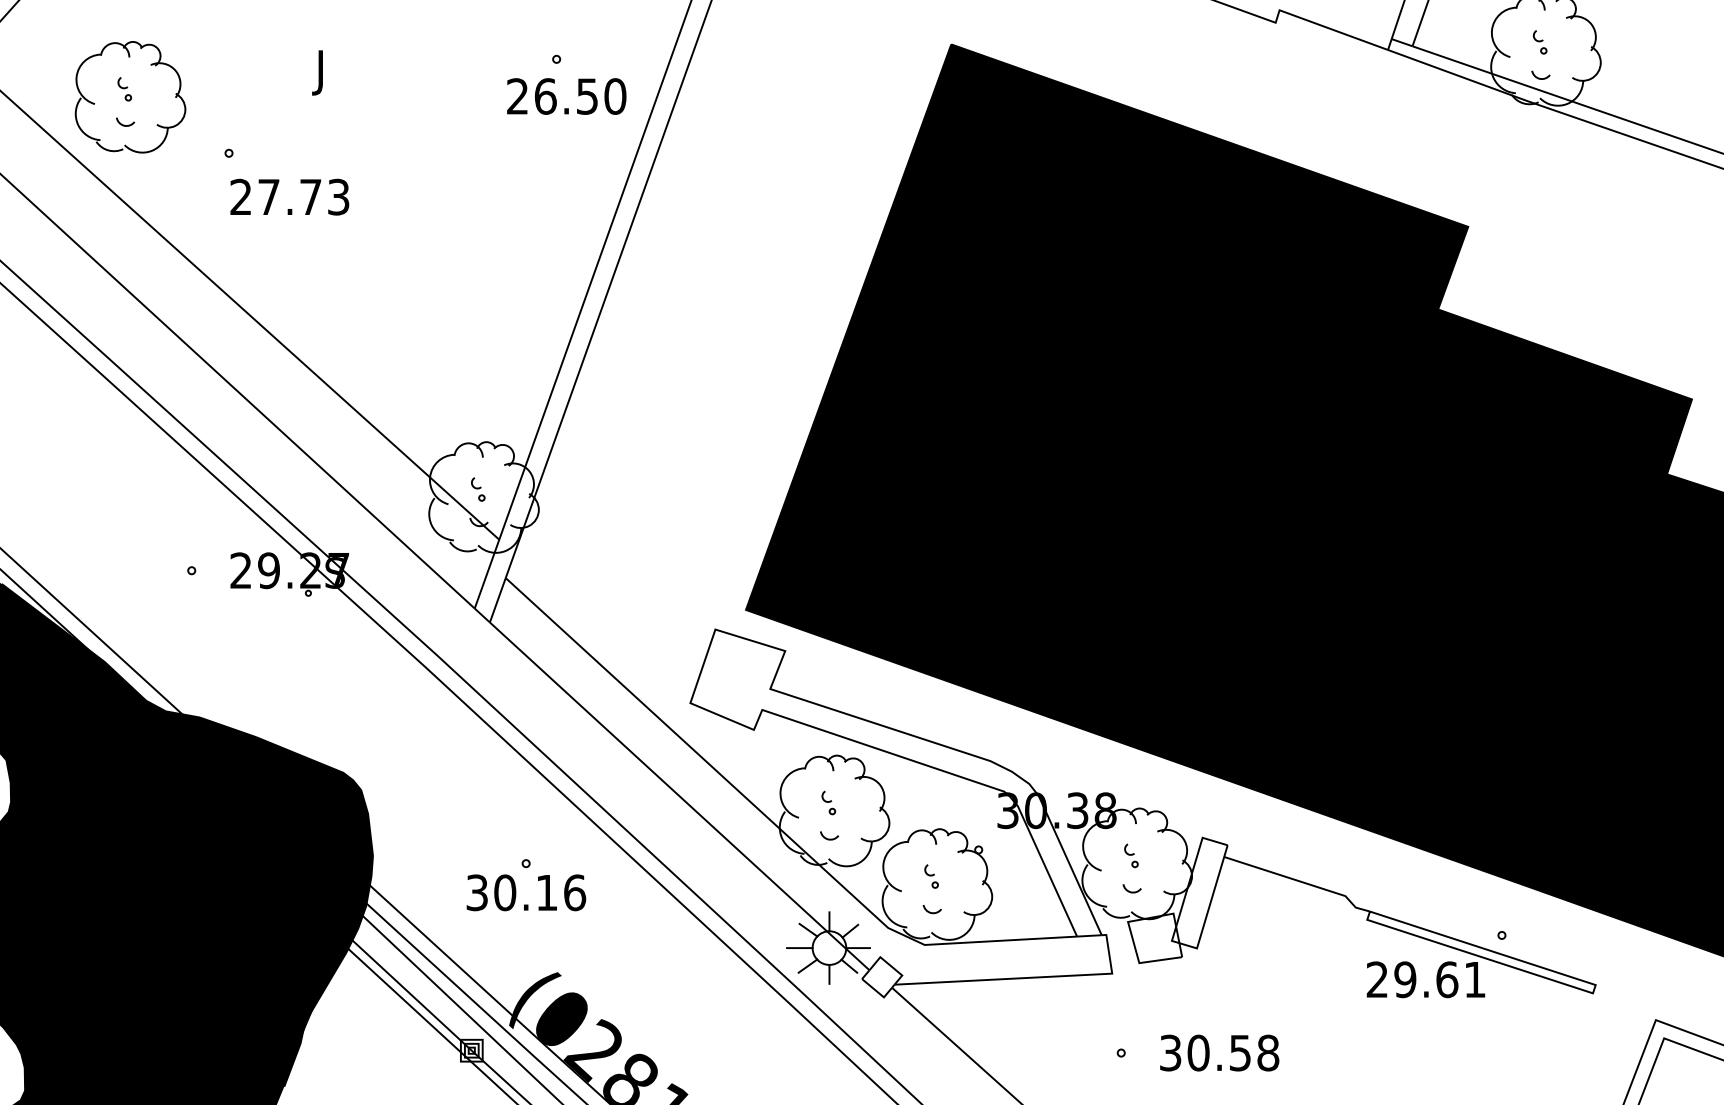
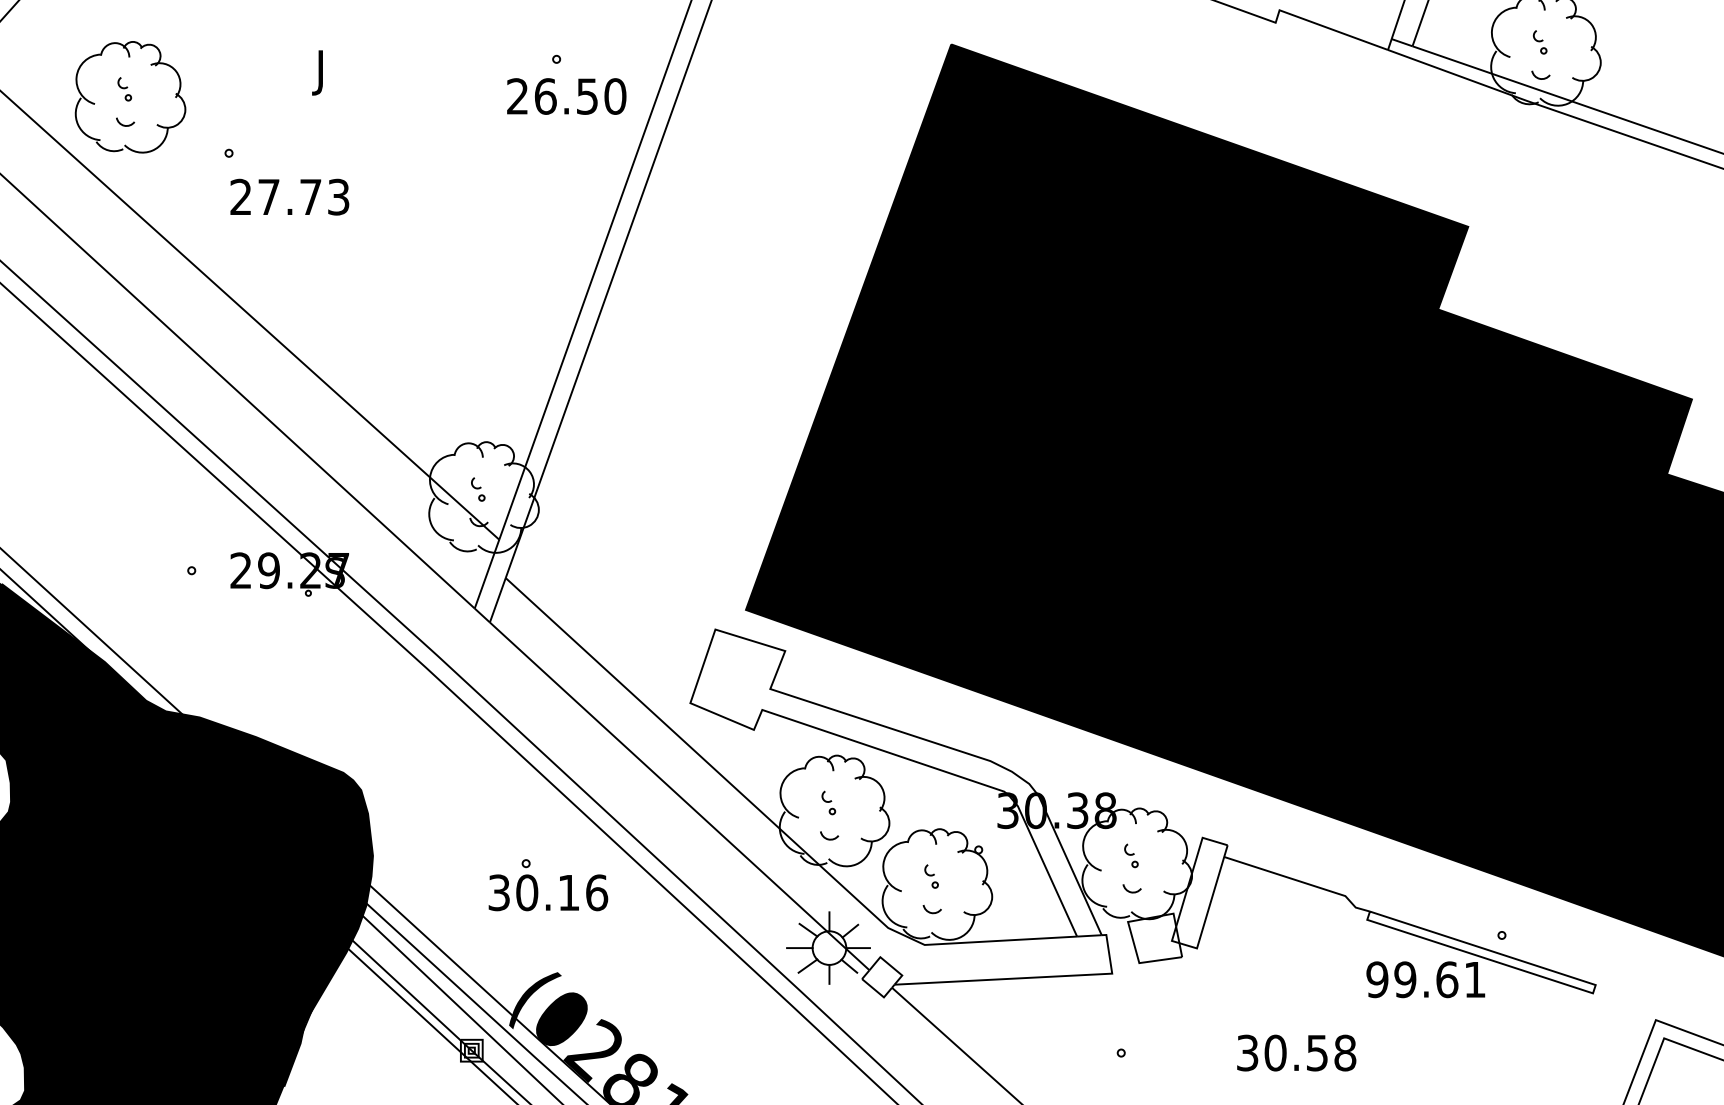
text position: (526, 892) -> (548, 892) (548, 892)
text: 29.61 -> 99.61 (1377, 979)
text position: (1219, 1052) -> (1296, 1052) (1296, 1052)
